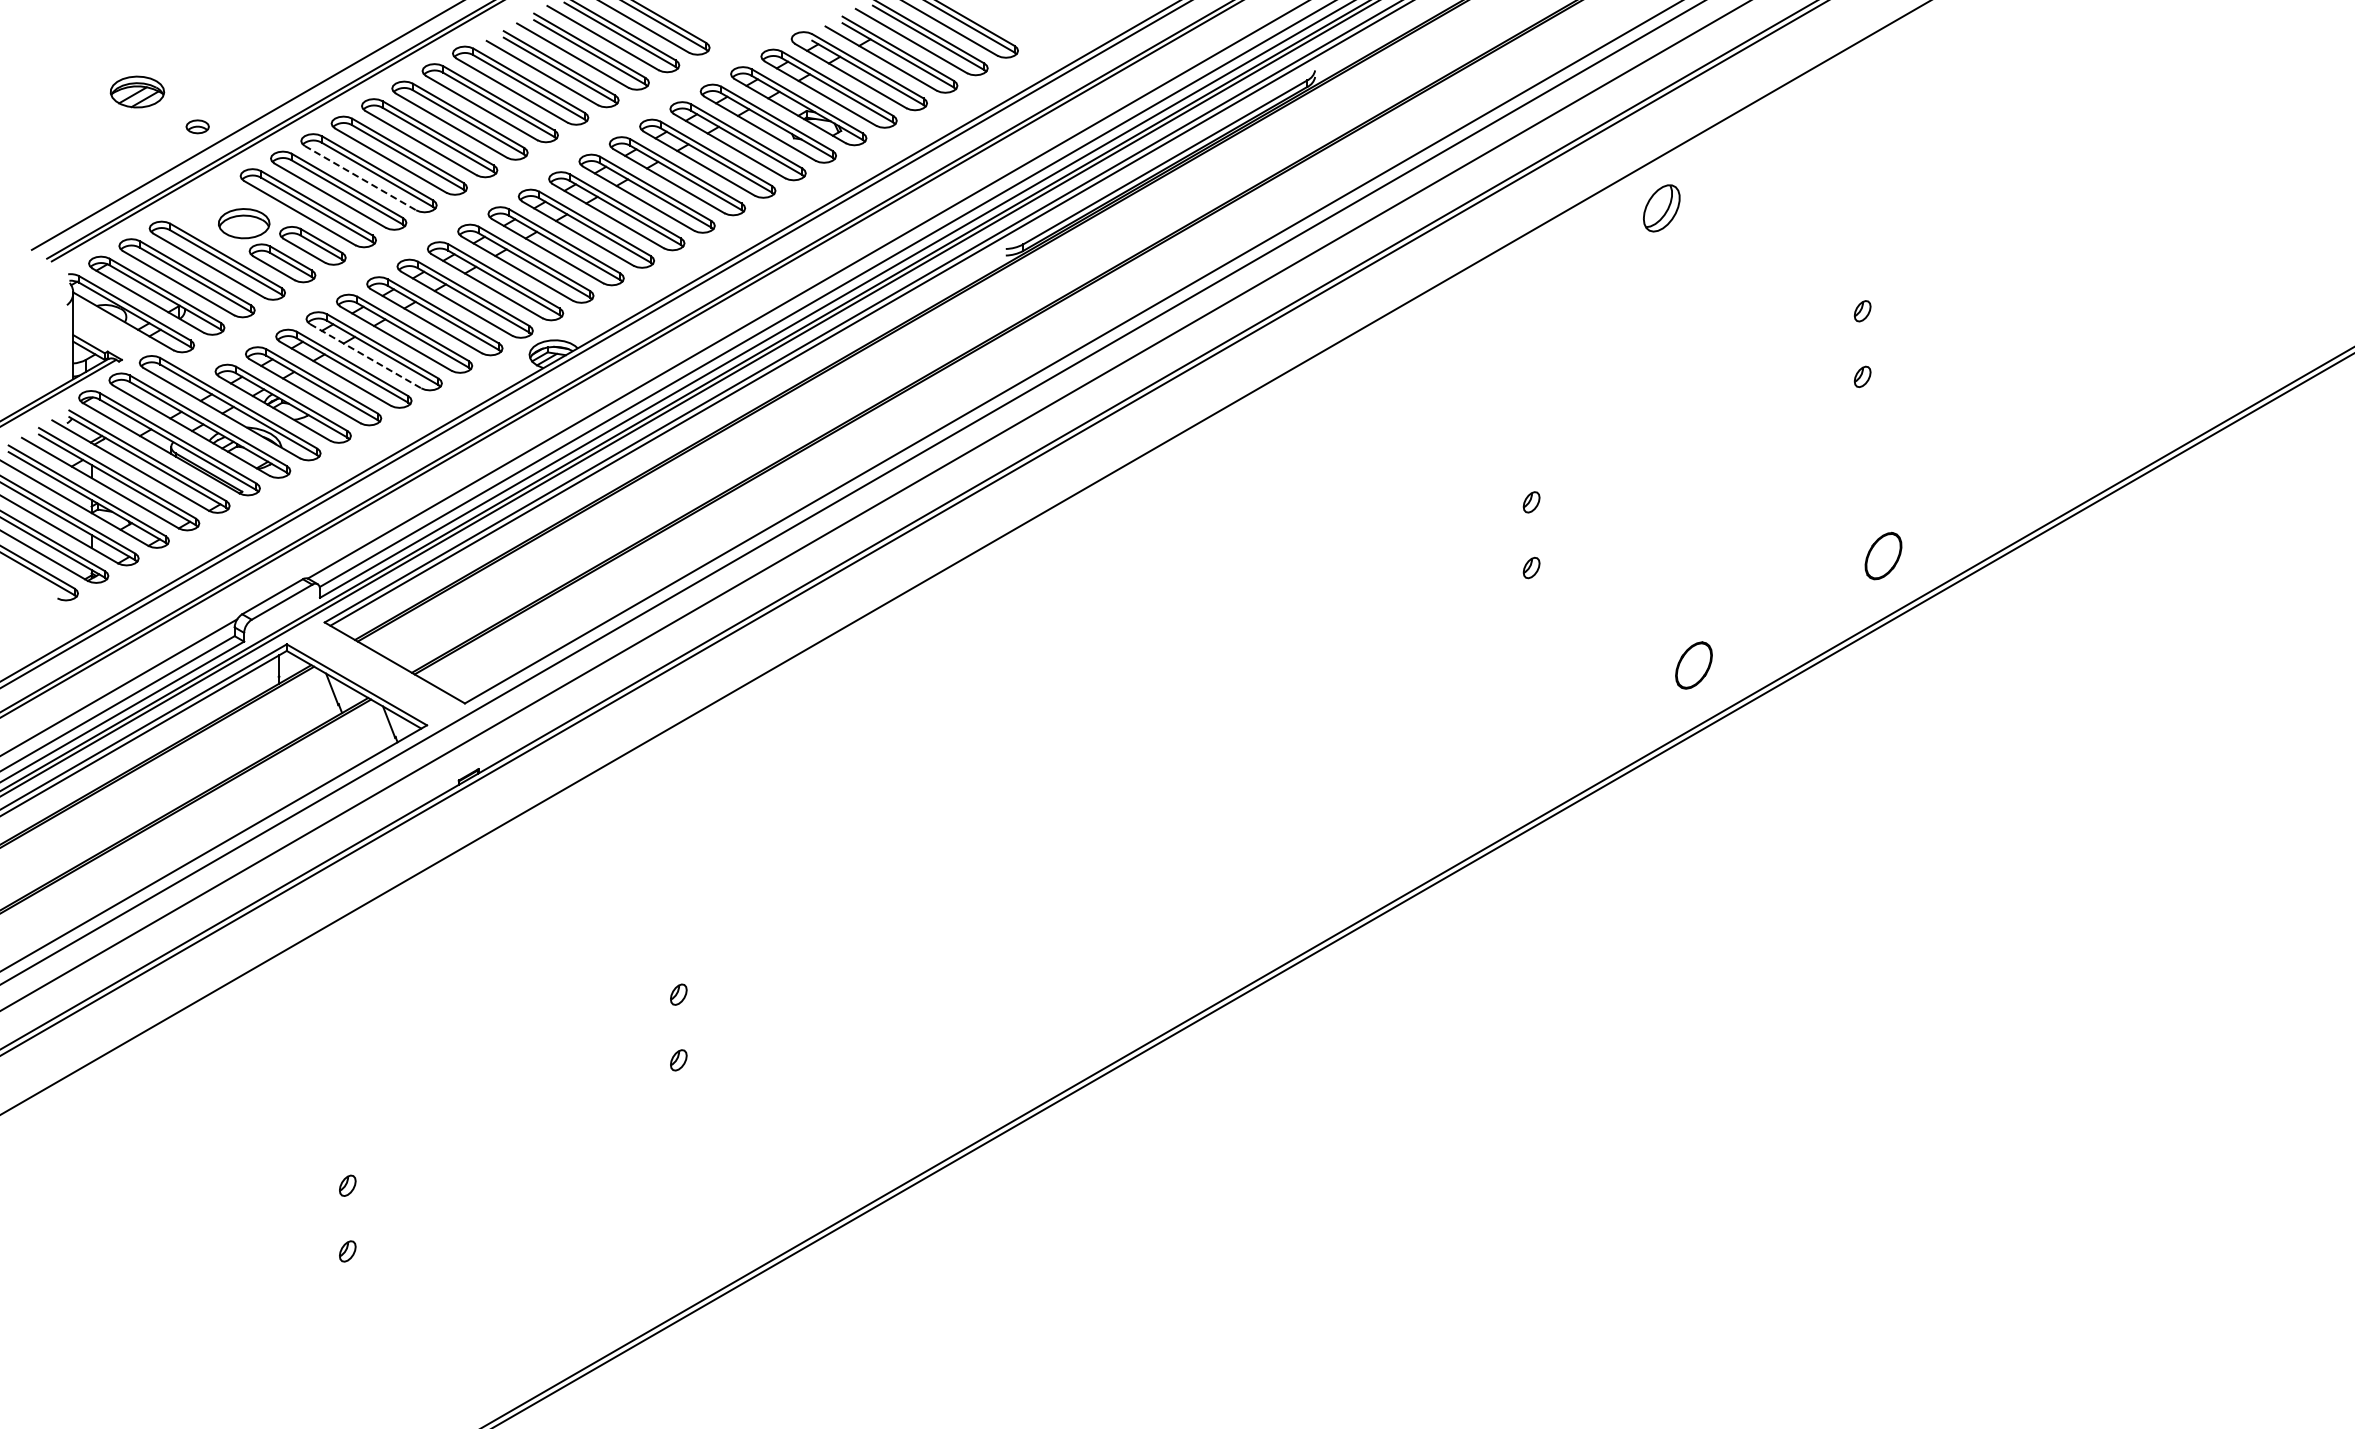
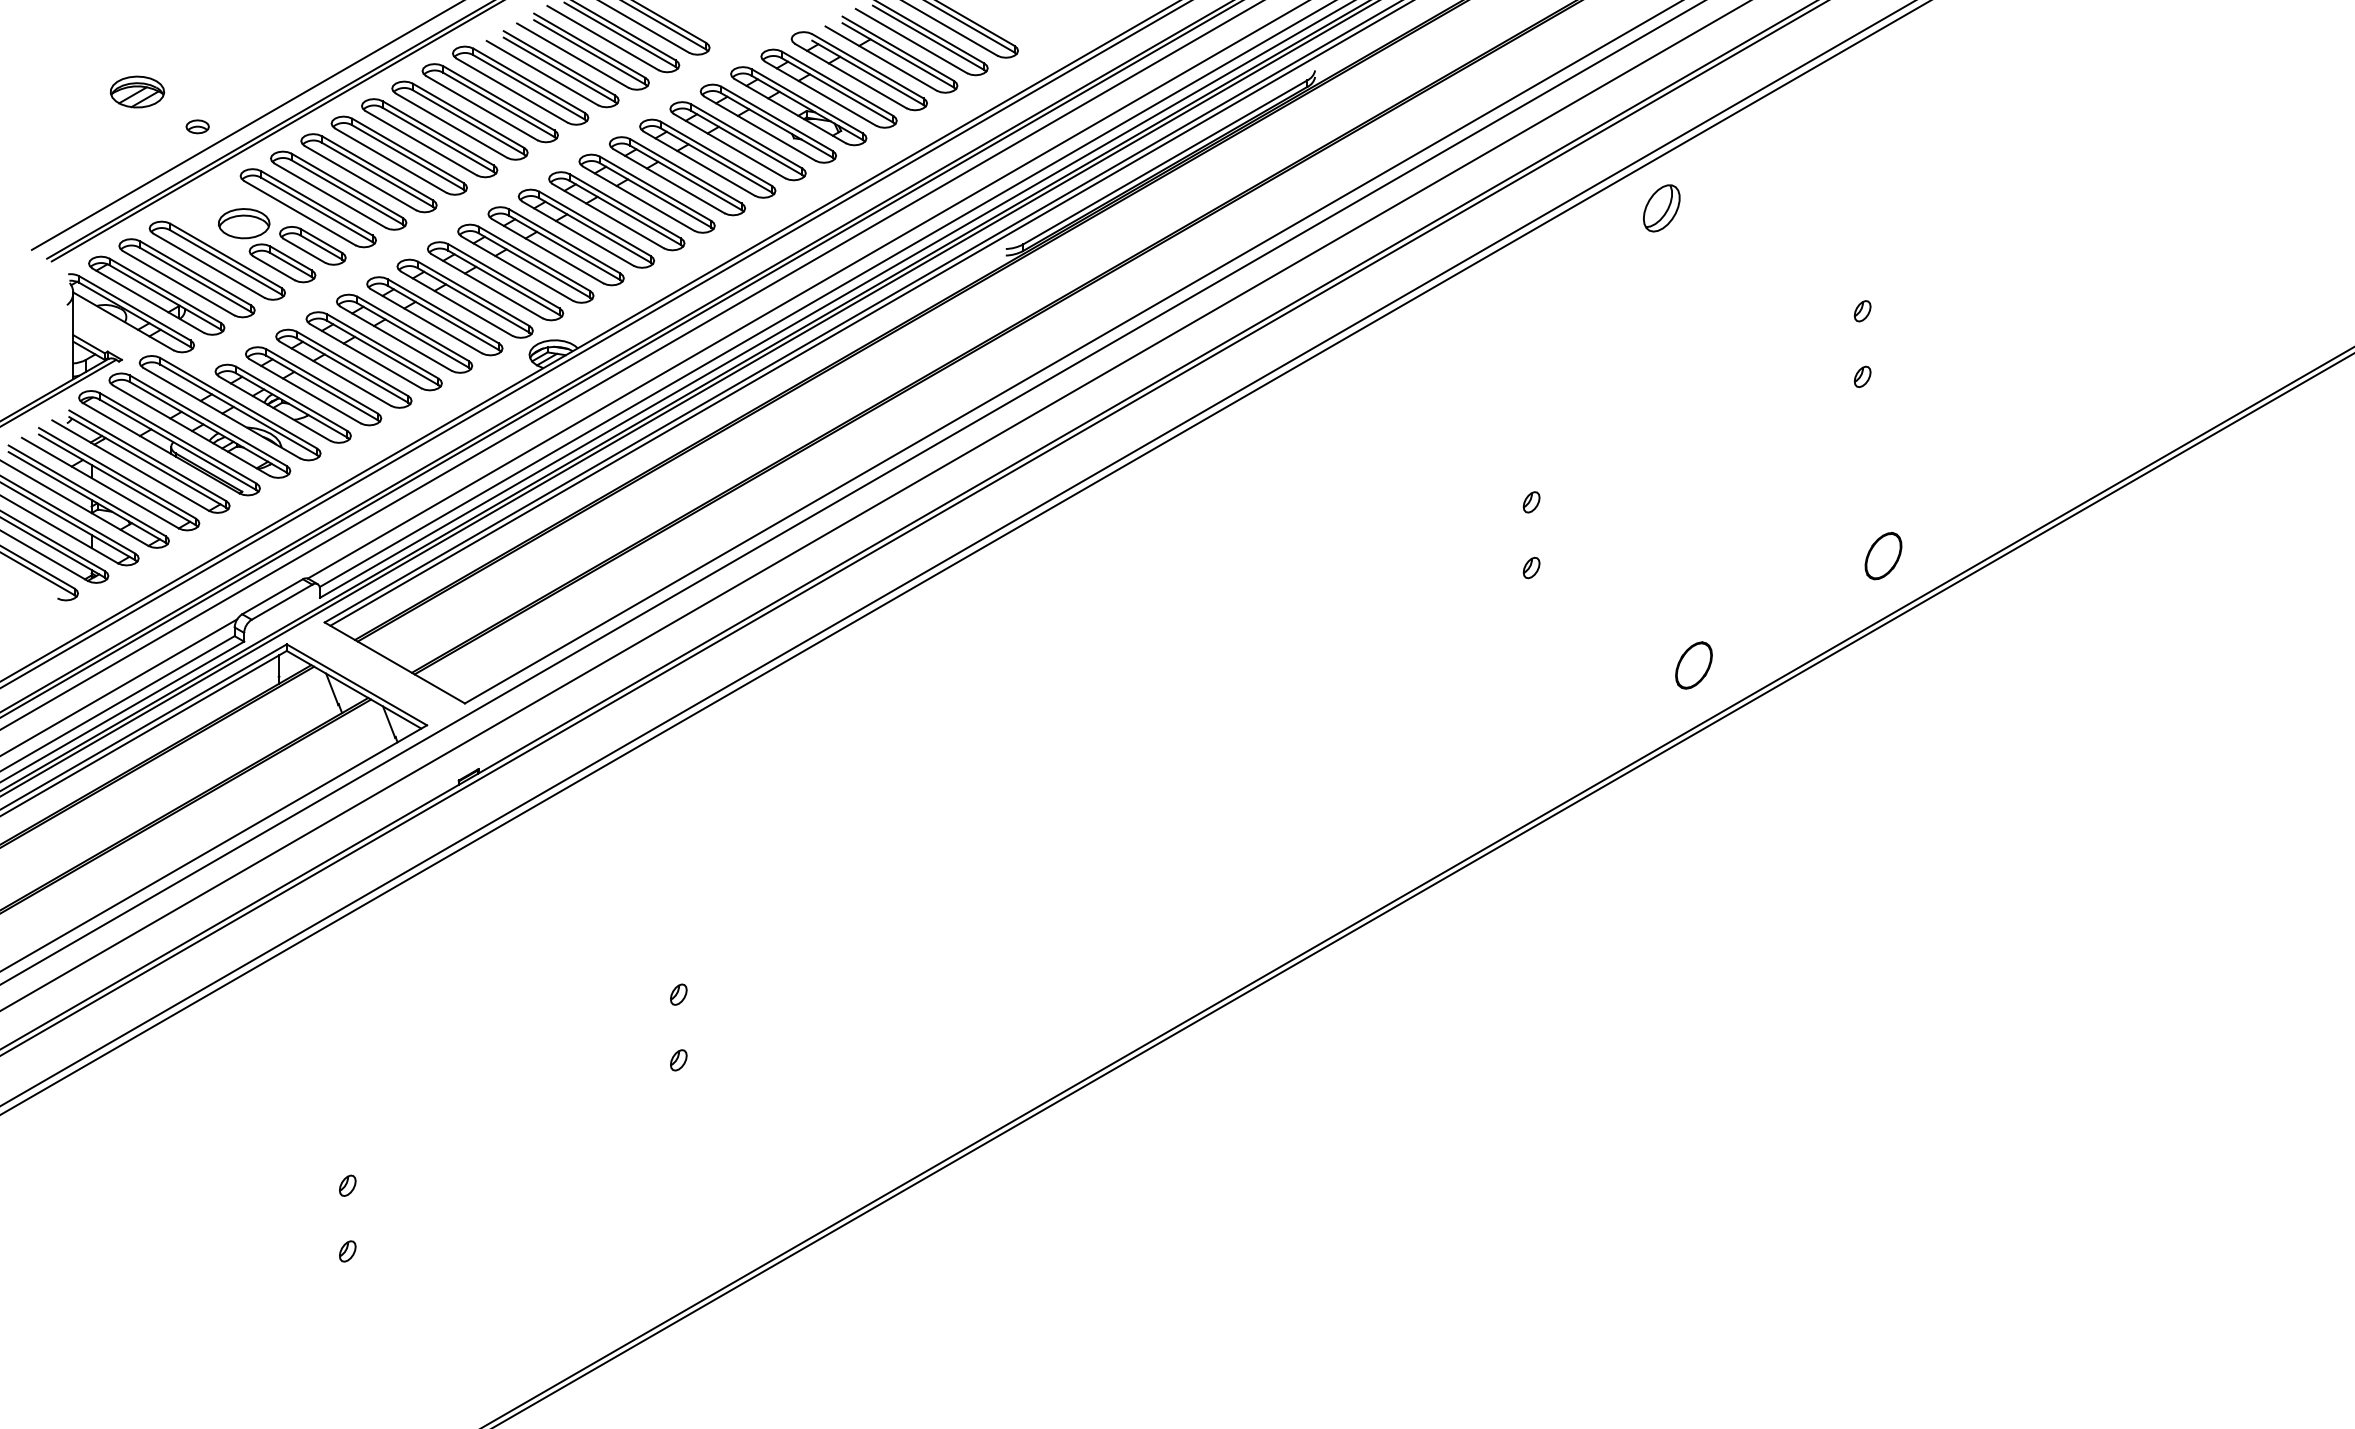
line: dashed -> solid (360, 178)
line: dashed -> solid (366, 356)
line: none -> present (631, 365)
line: none -> present (957, 553)
